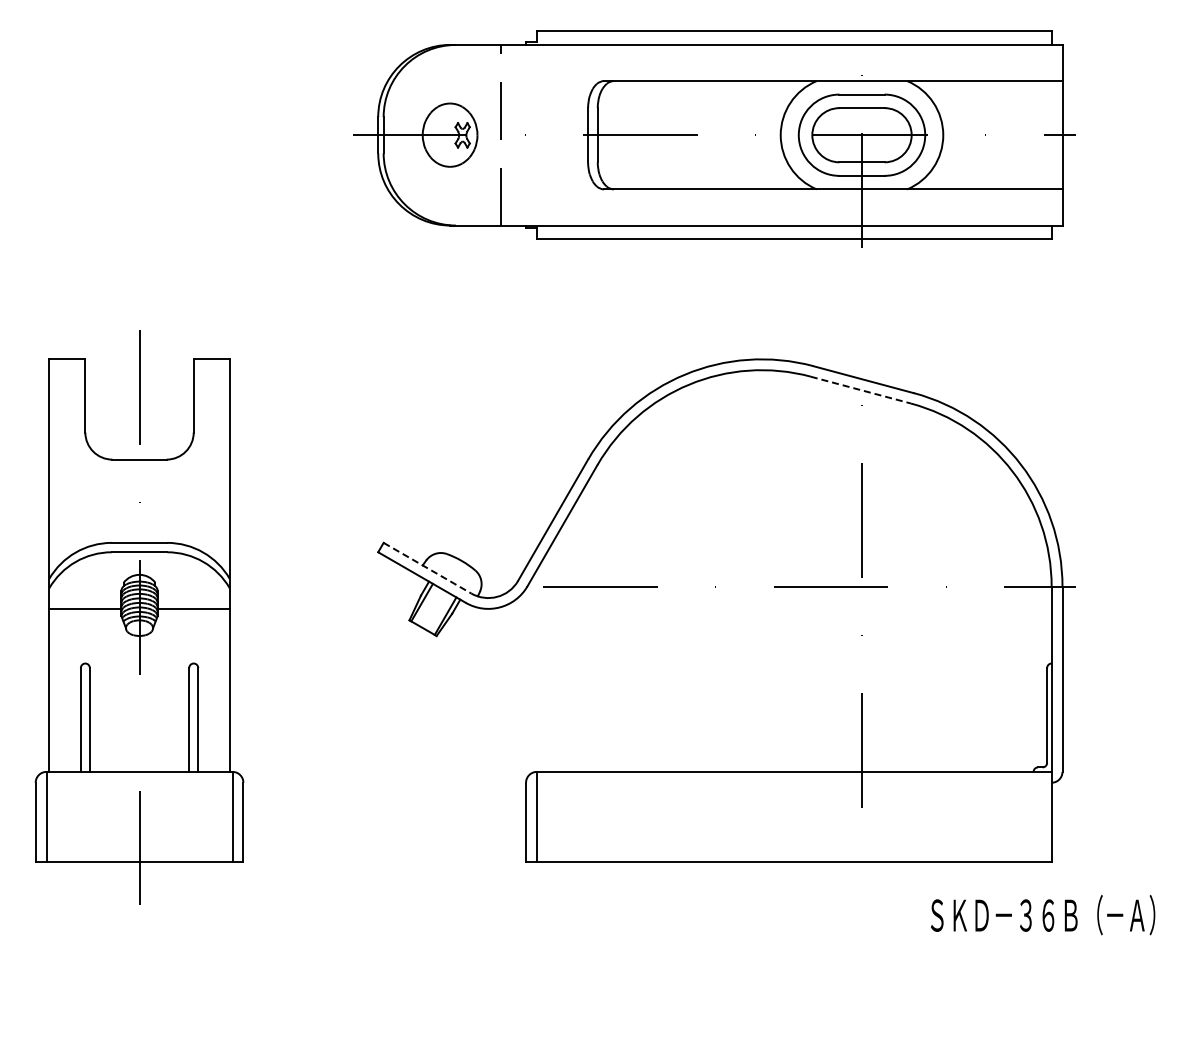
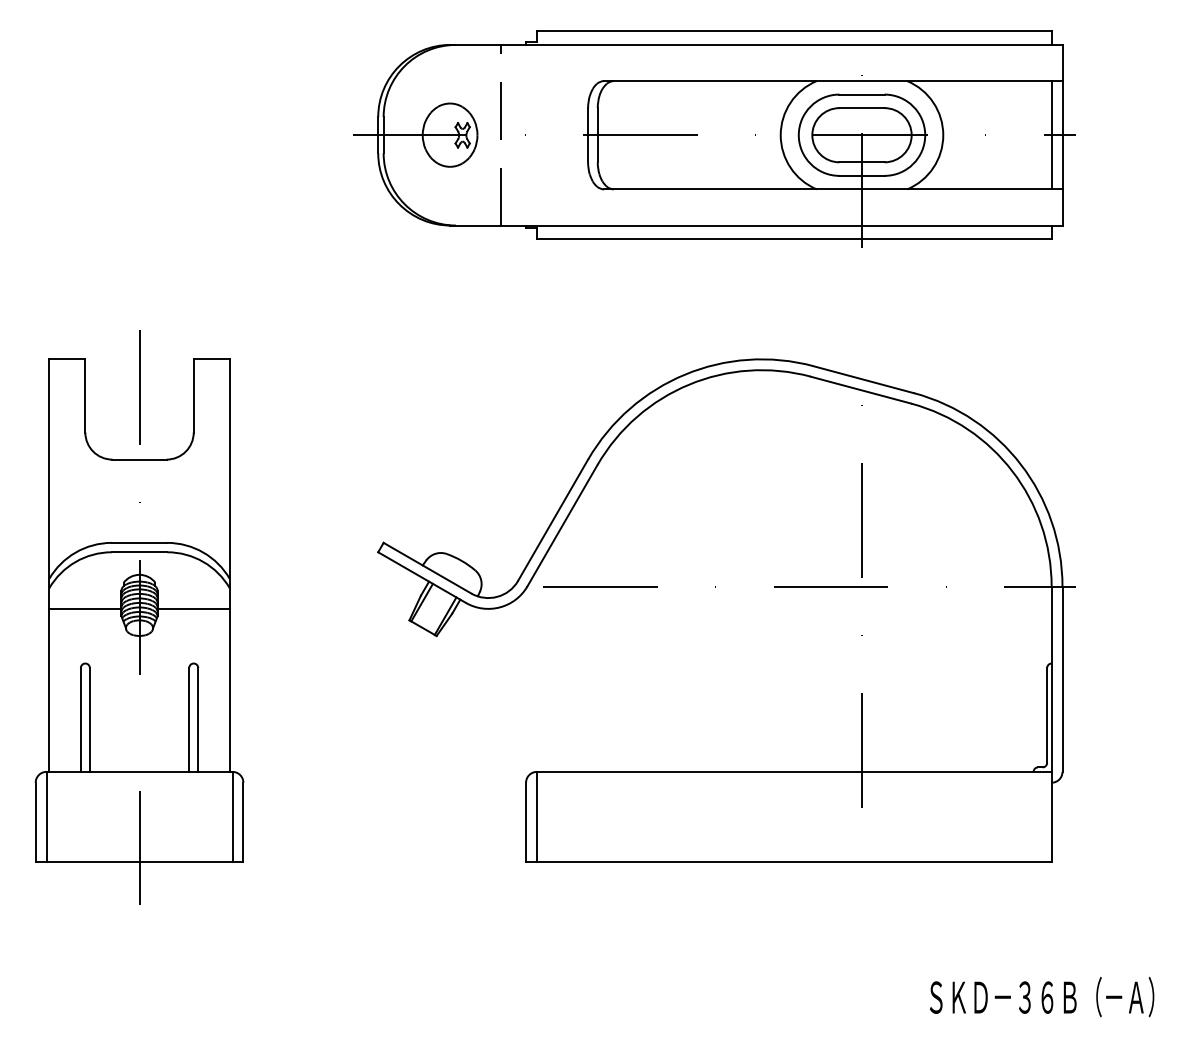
line: none -> present (1051, 135)
line: dashed -> solid (860, 390)
line: dashed -> solid (427, 568)
text position: (1043, 914) -> (1042, 996) (1042, 996)
